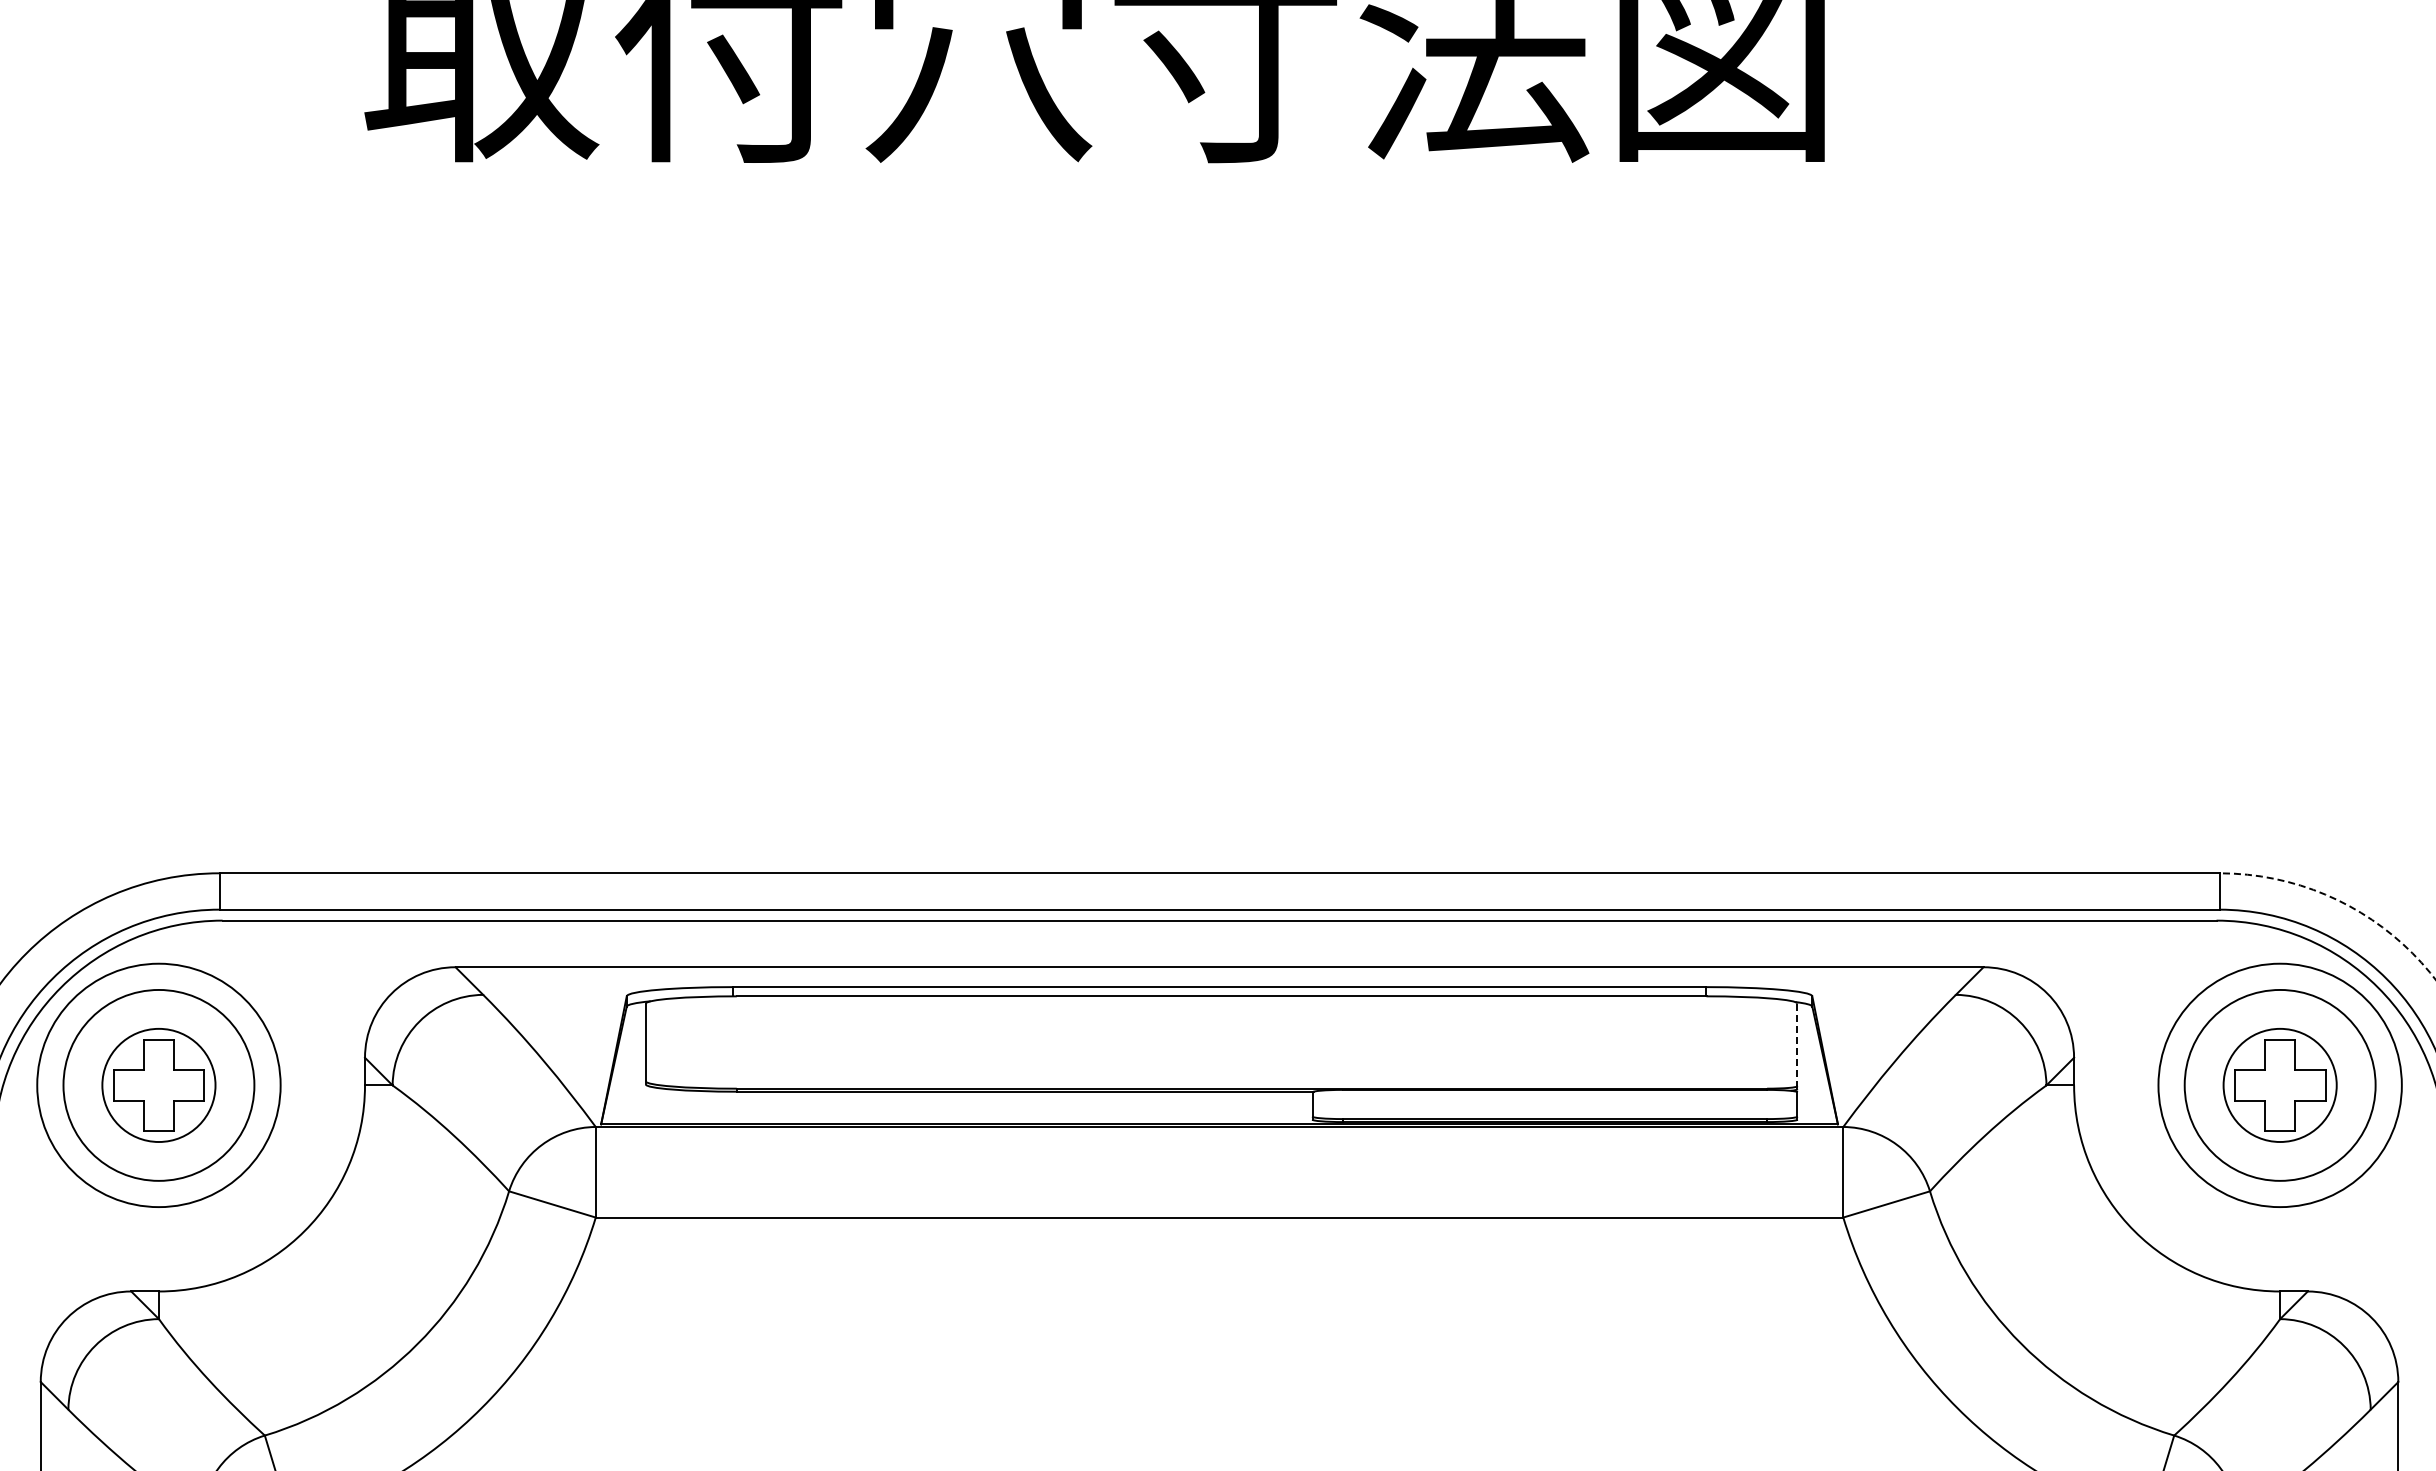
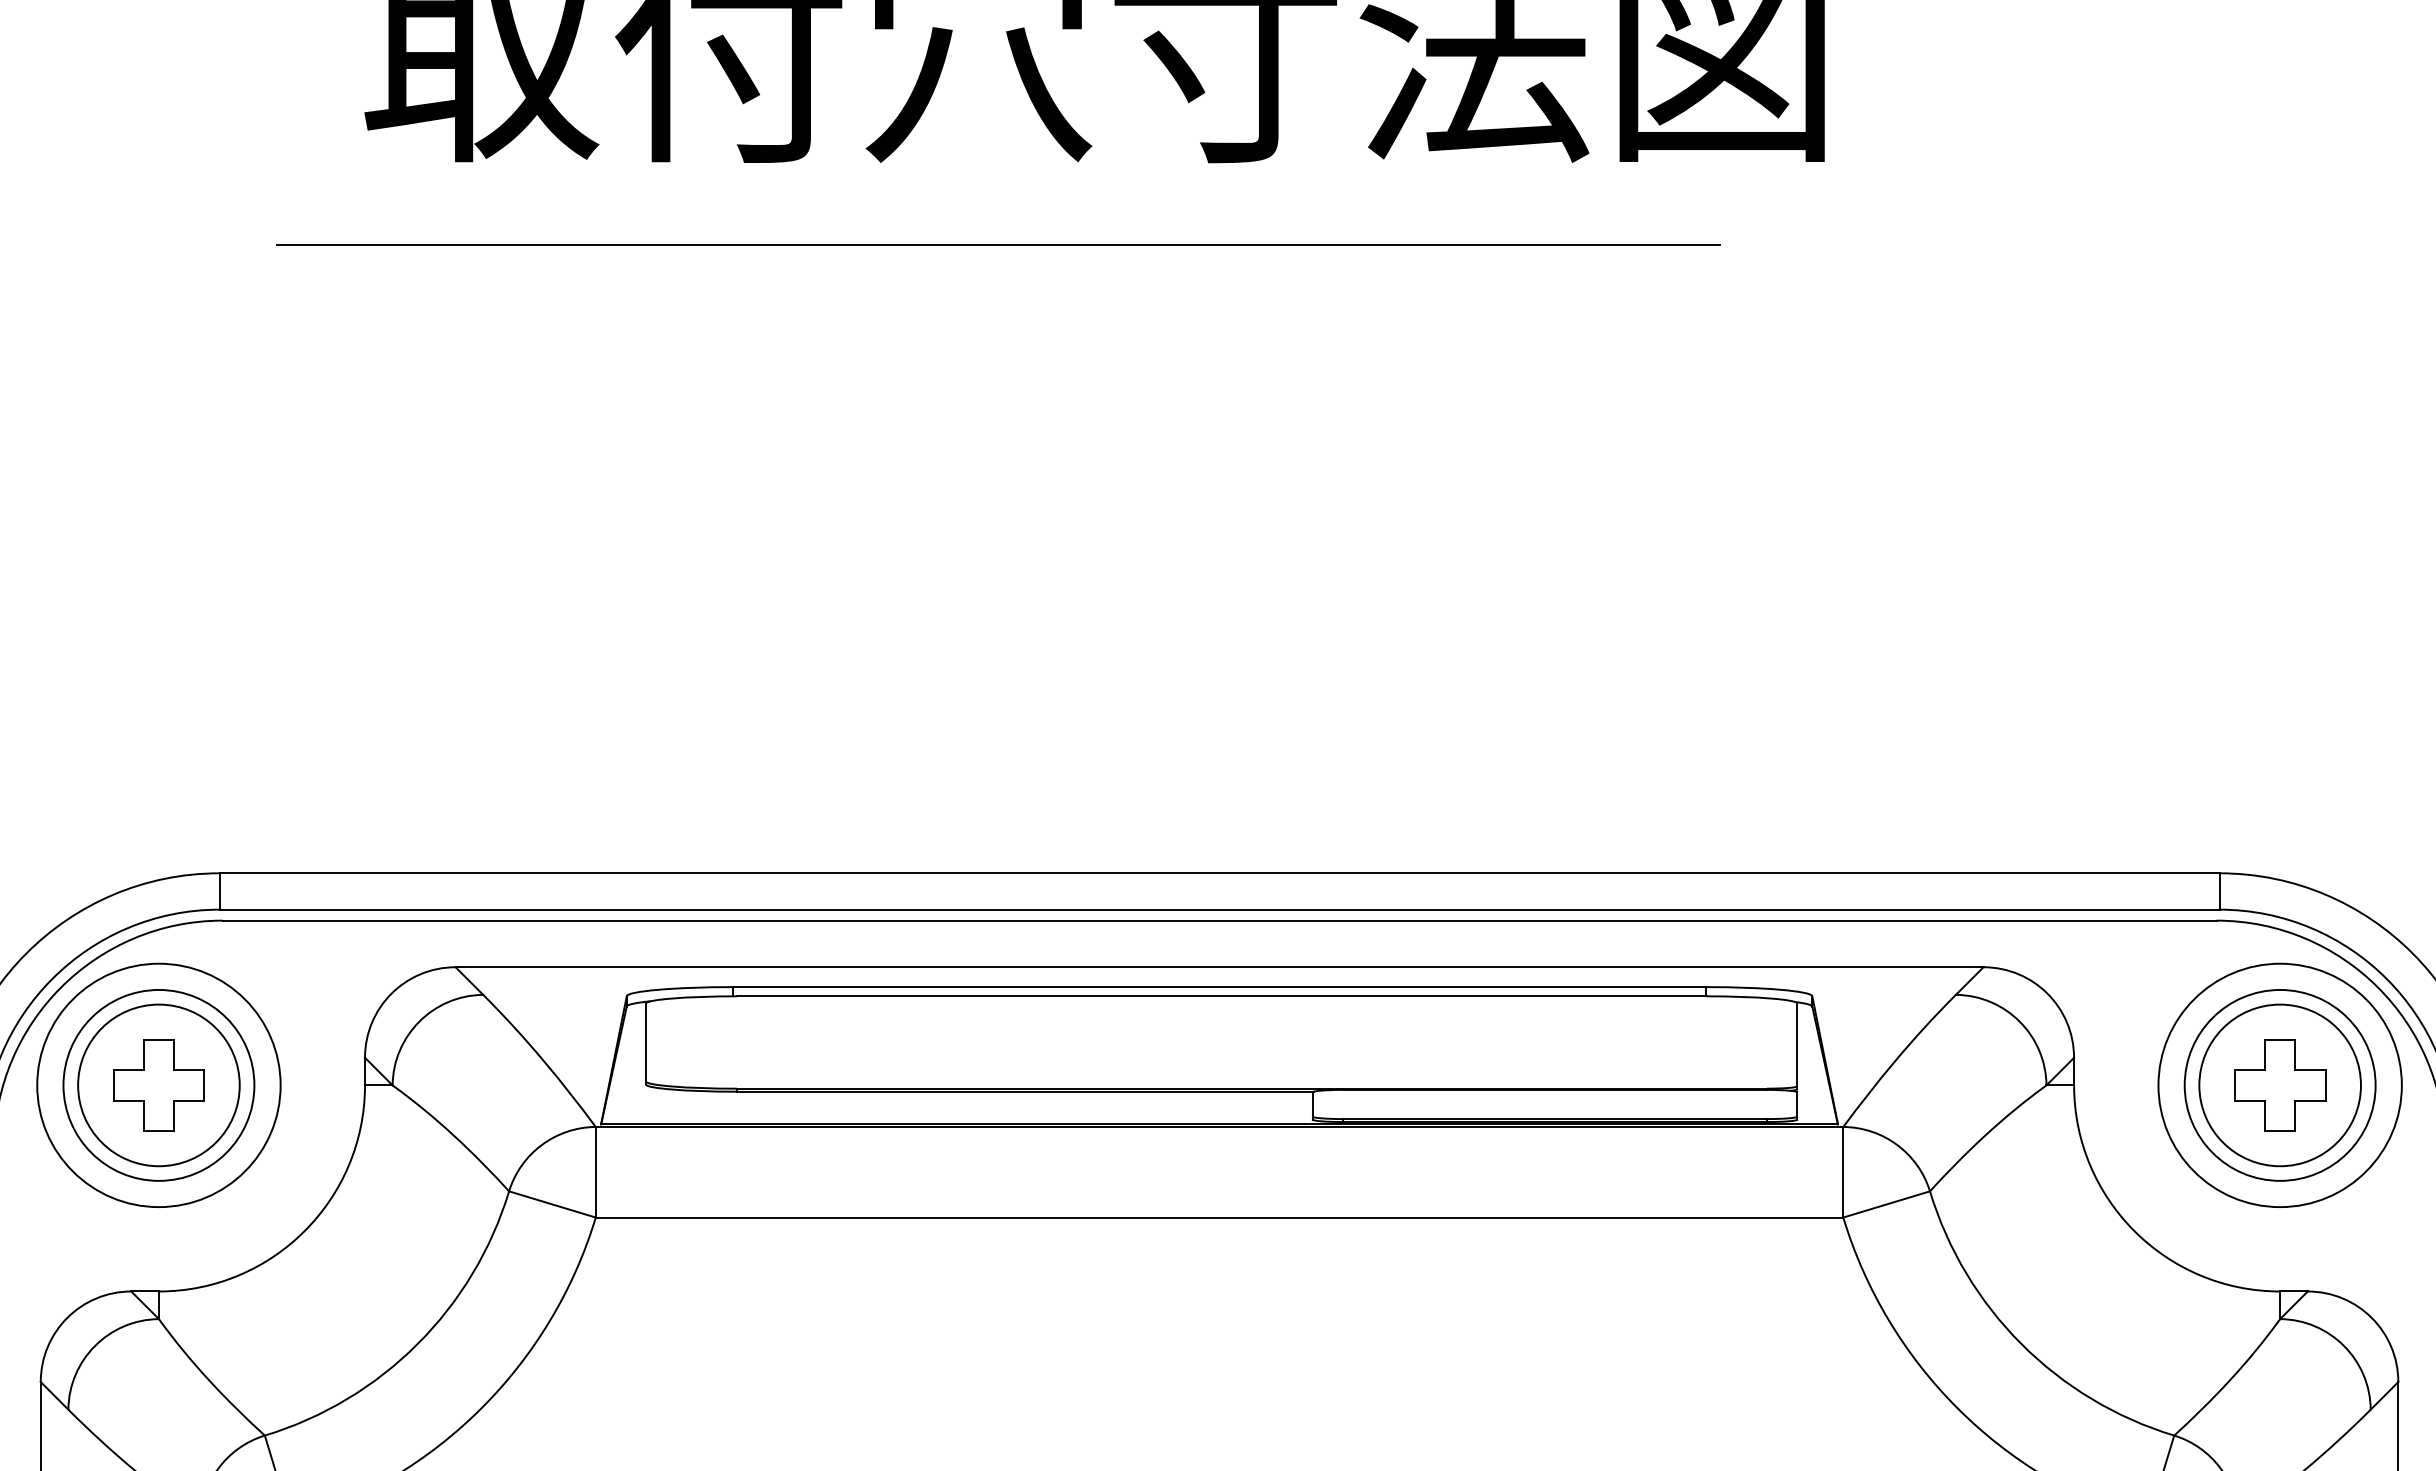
line: none -> present (998, 245)
arc: dashed -> solid (2340, 901)
line: dashed -> solid (1797, 1045)
circle diameter: 113 px -> 162 px (158, 1085)
circle diameter: 113 px -> 162 px (2279, 1085)
